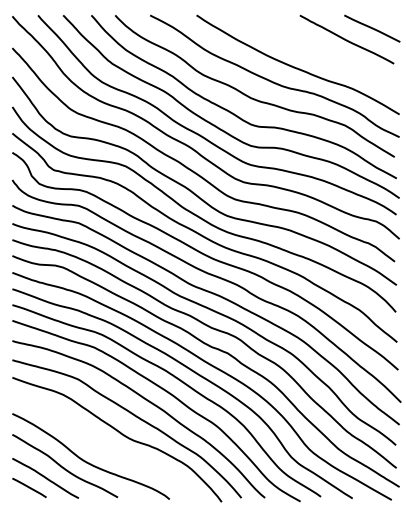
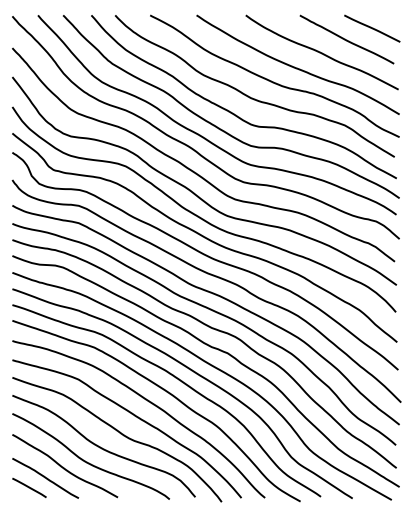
curve: none -> present (321, 52)
curve: none -> present (102, 447)
